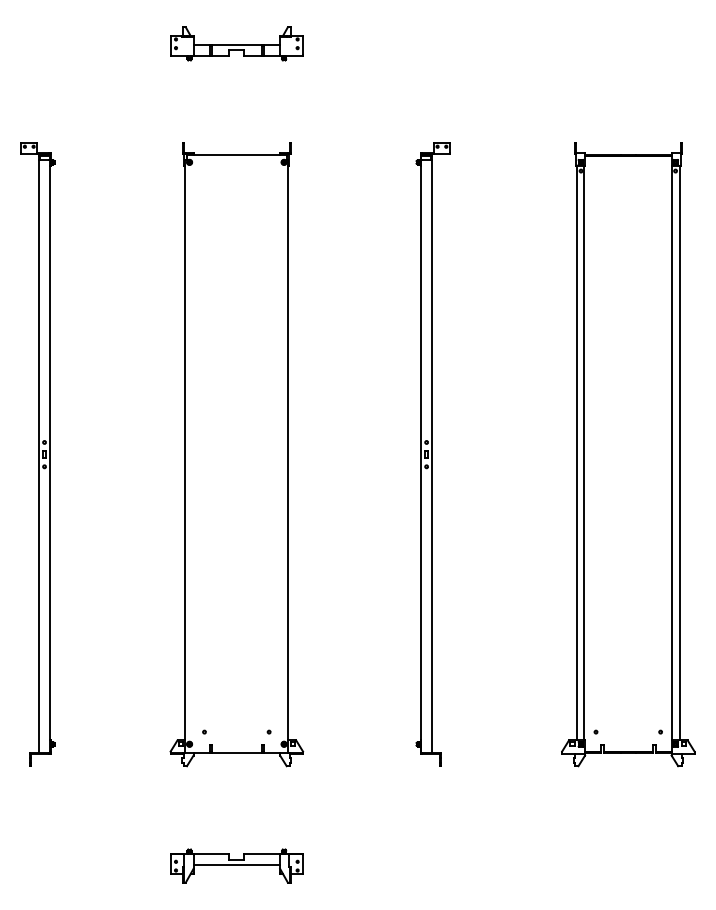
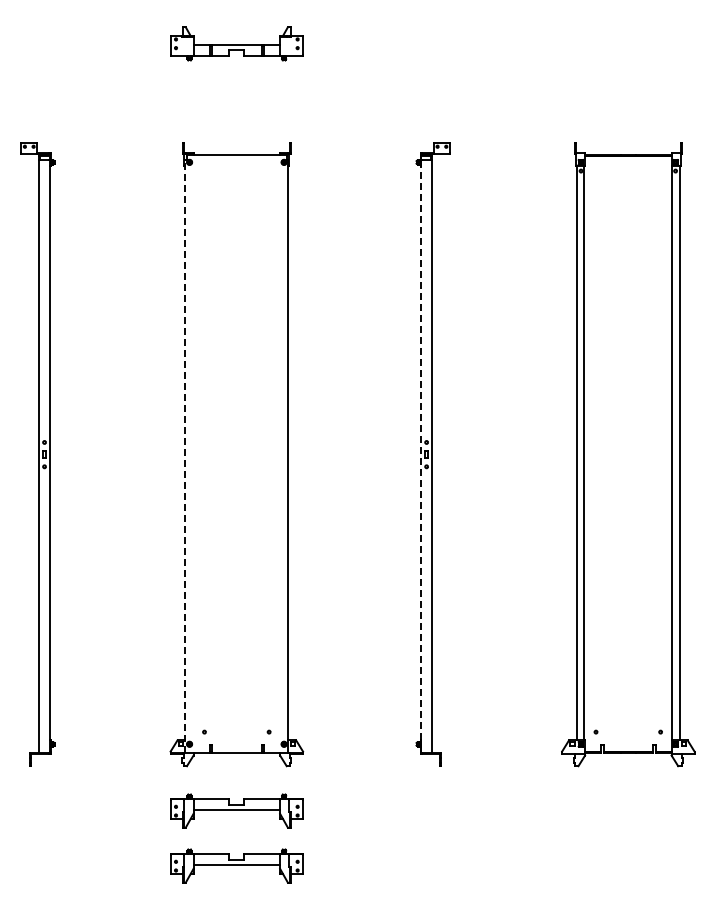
line: solid -> dashed (421, 453)
line: solid -> dashed (185, 456)
part: none -> present (236, 810)
